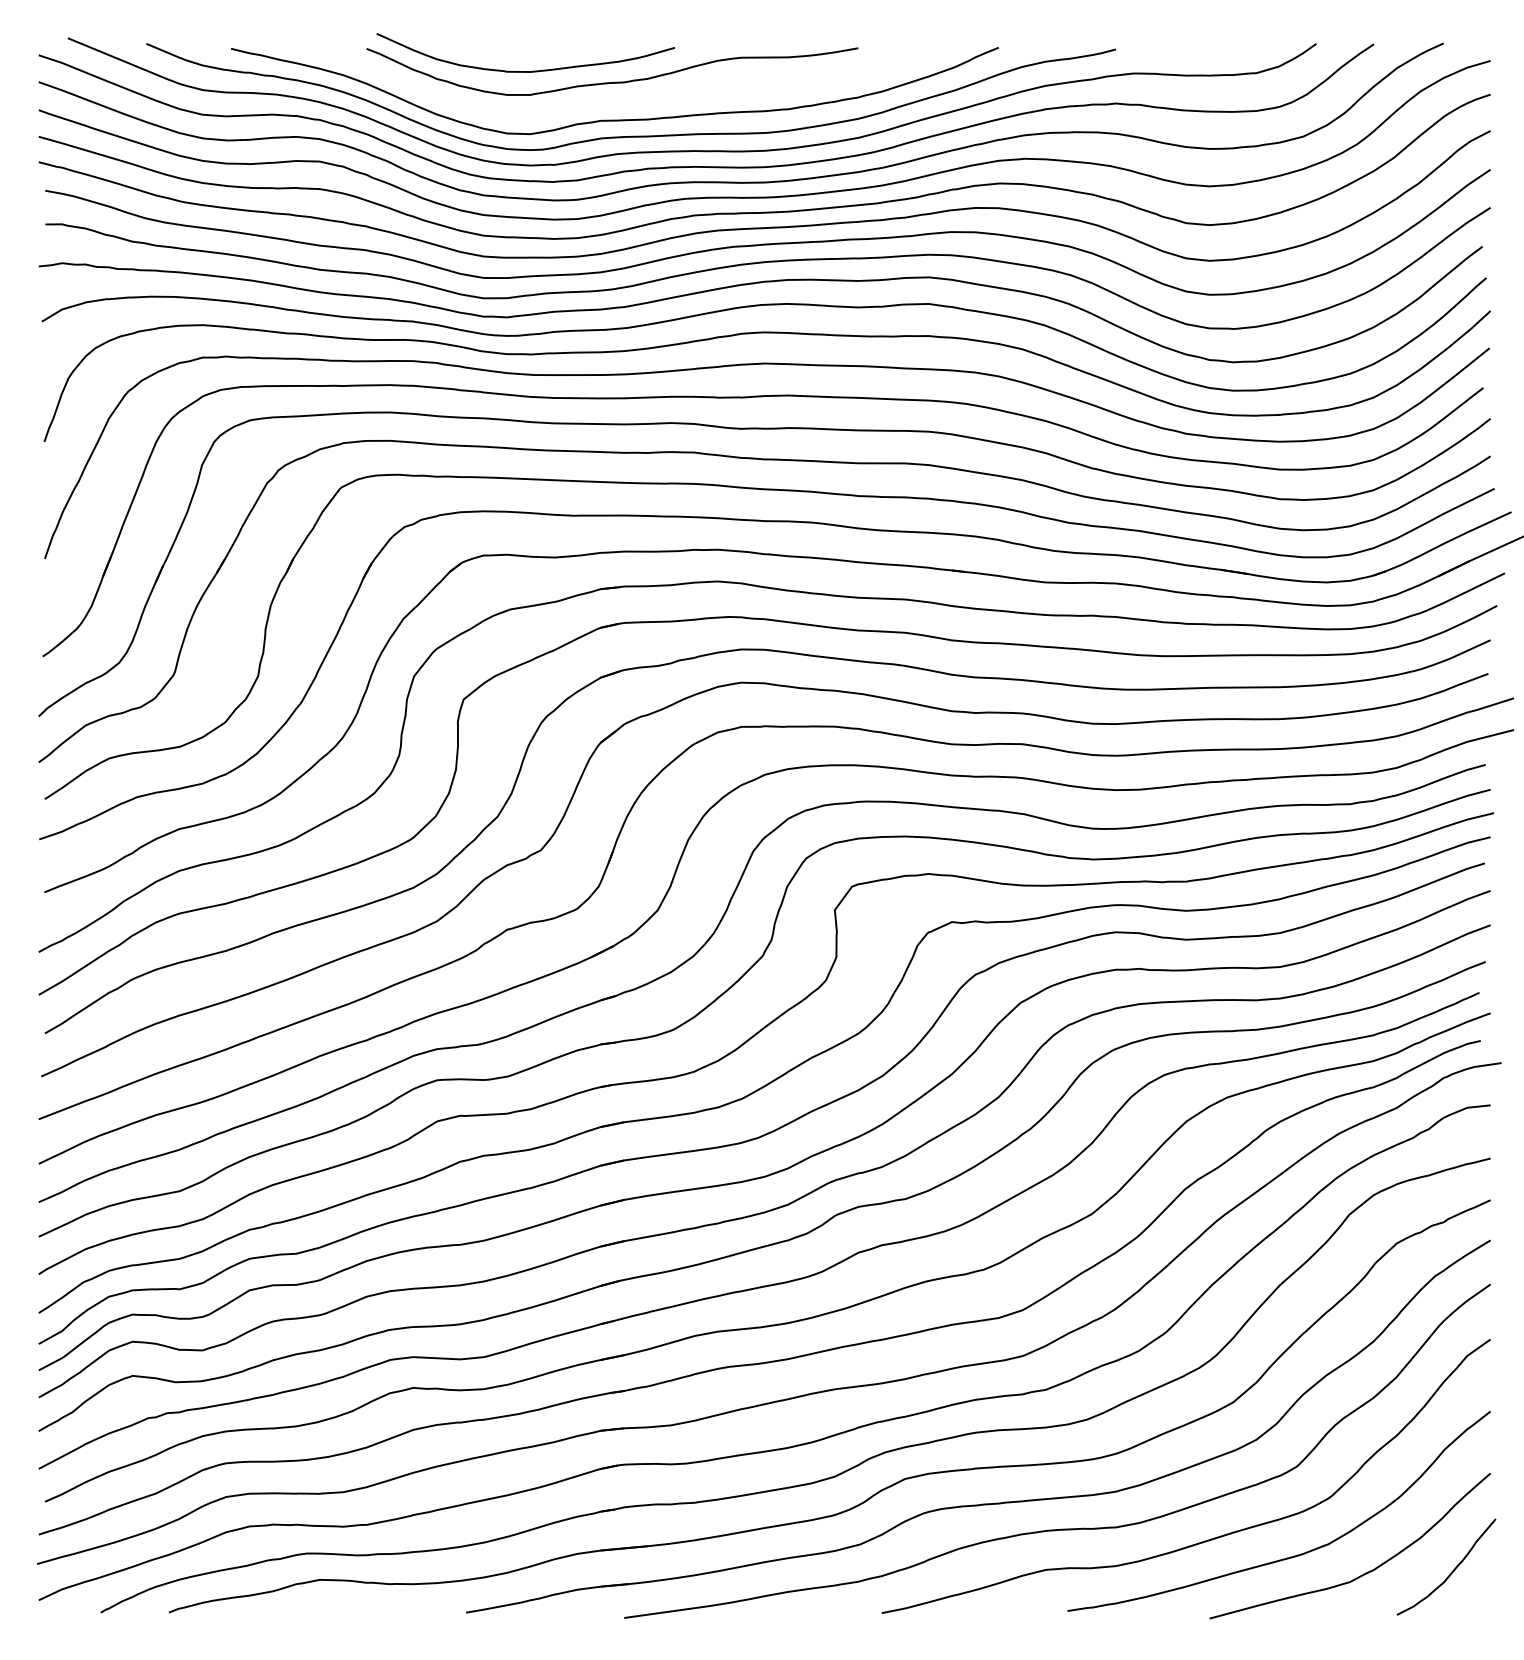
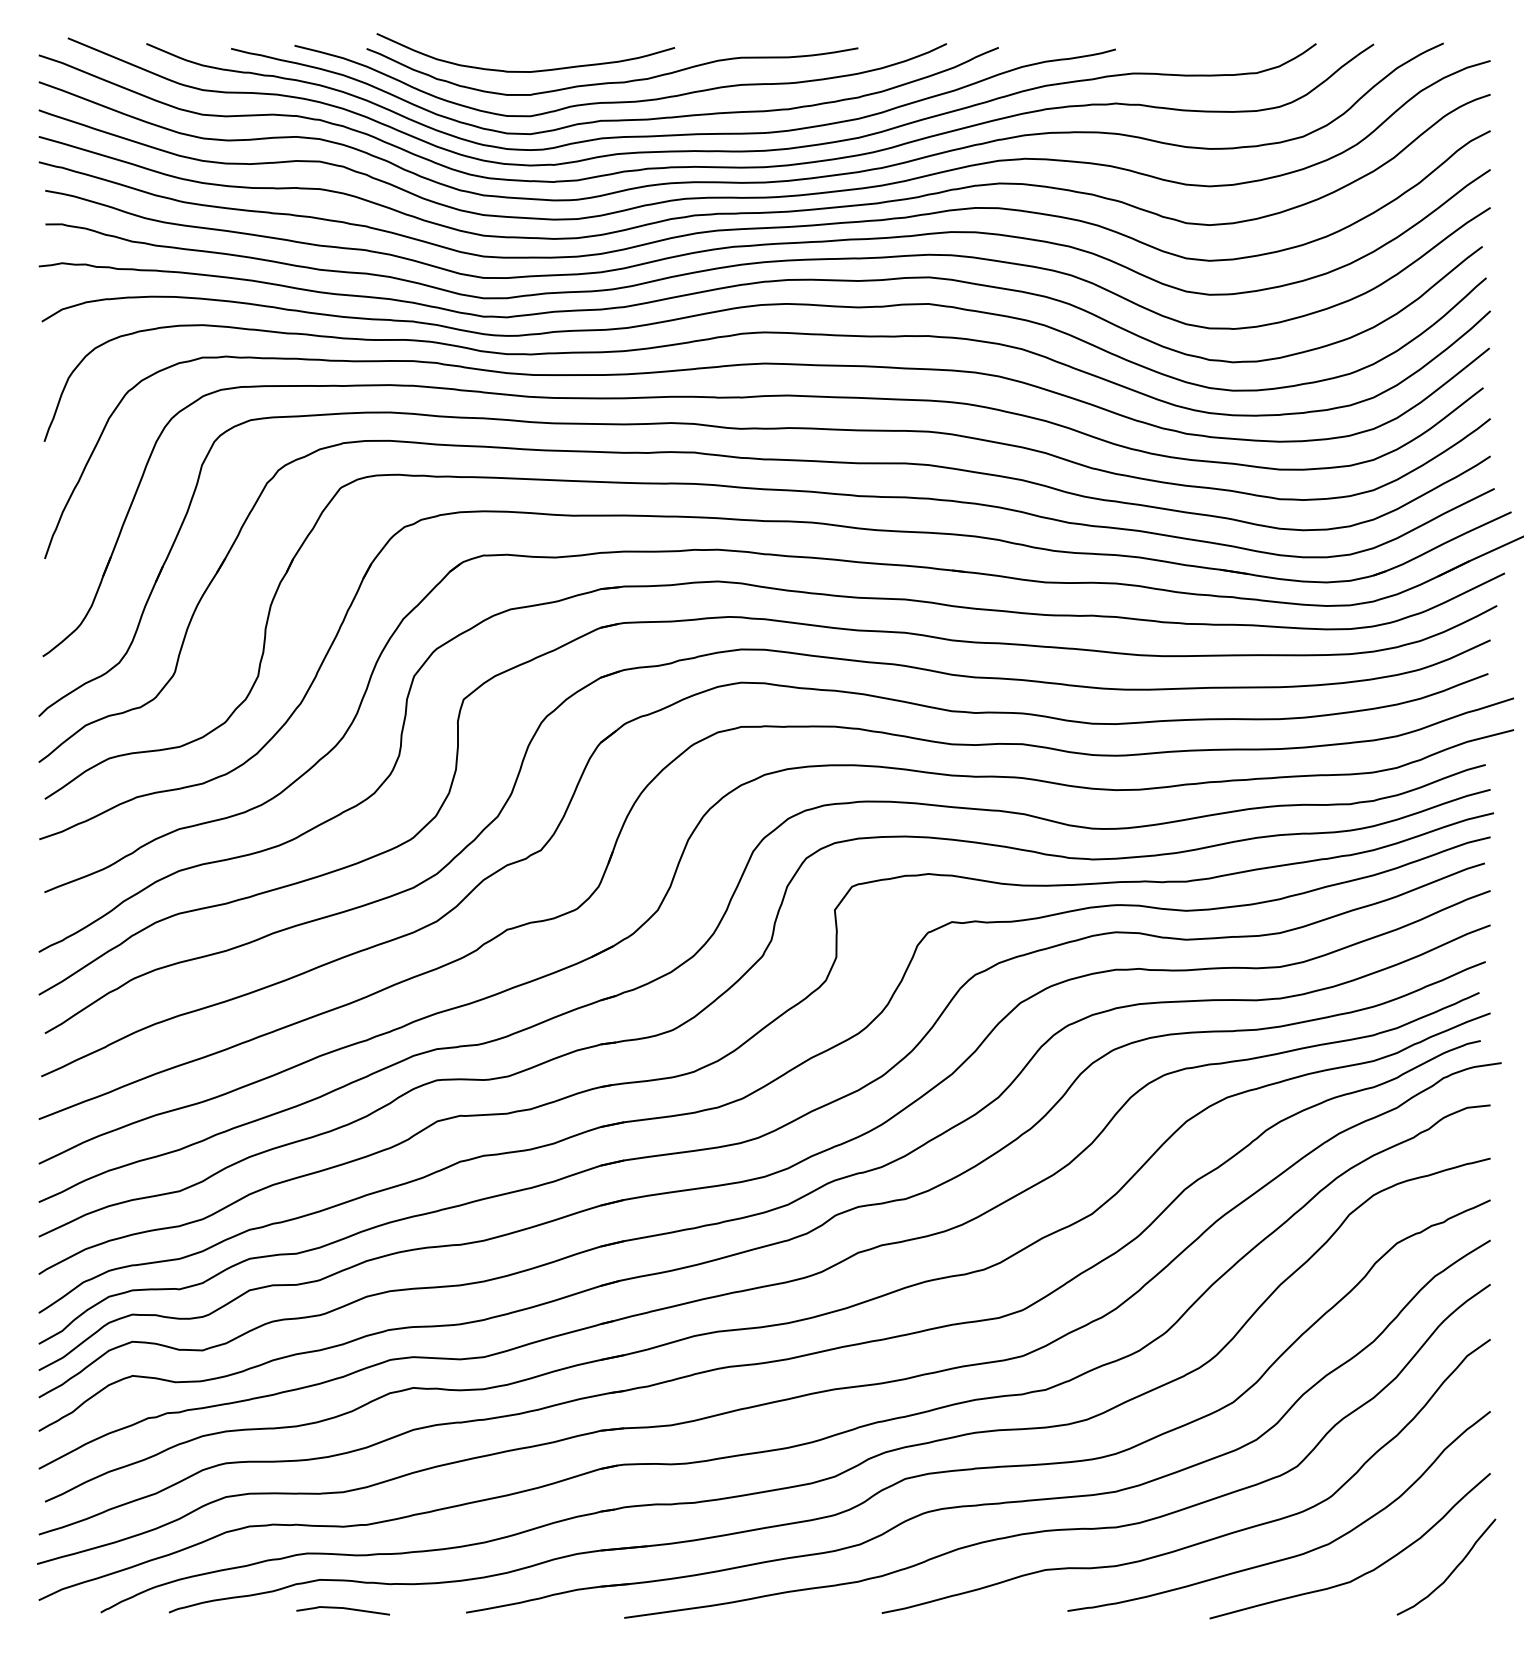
curve: none -> present (620, 101)
line: none -> present (342, 1608)
